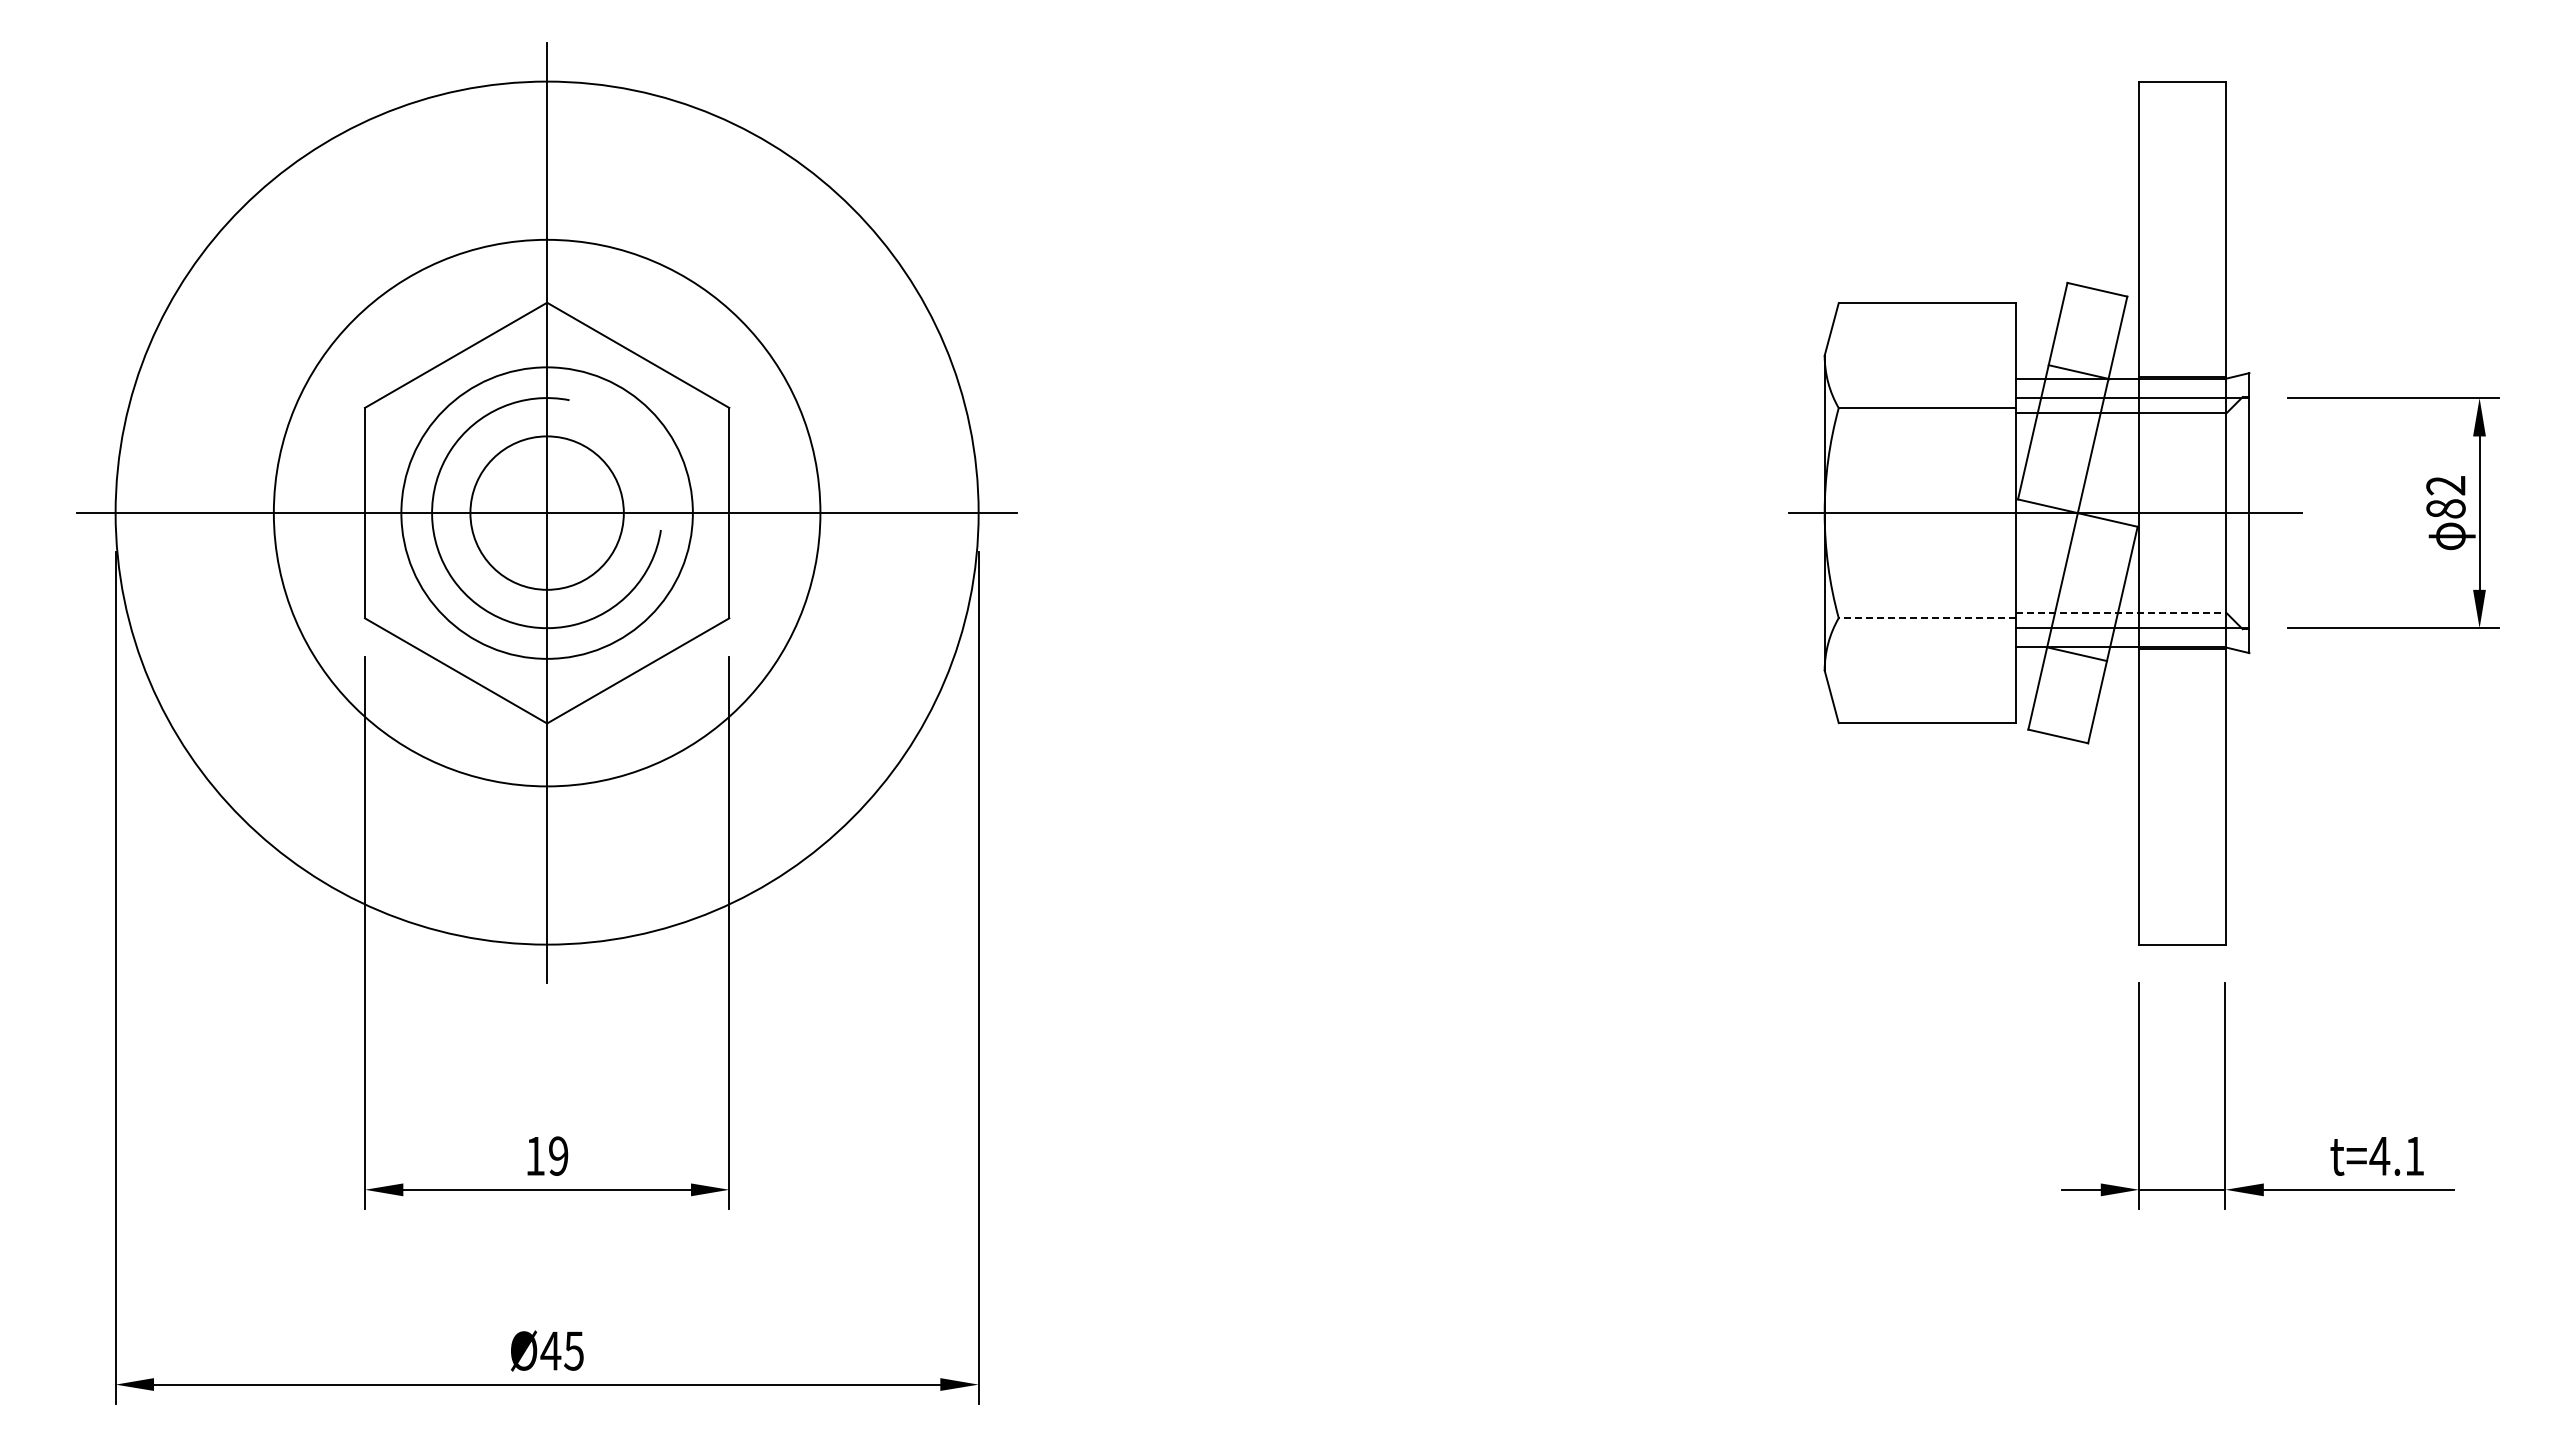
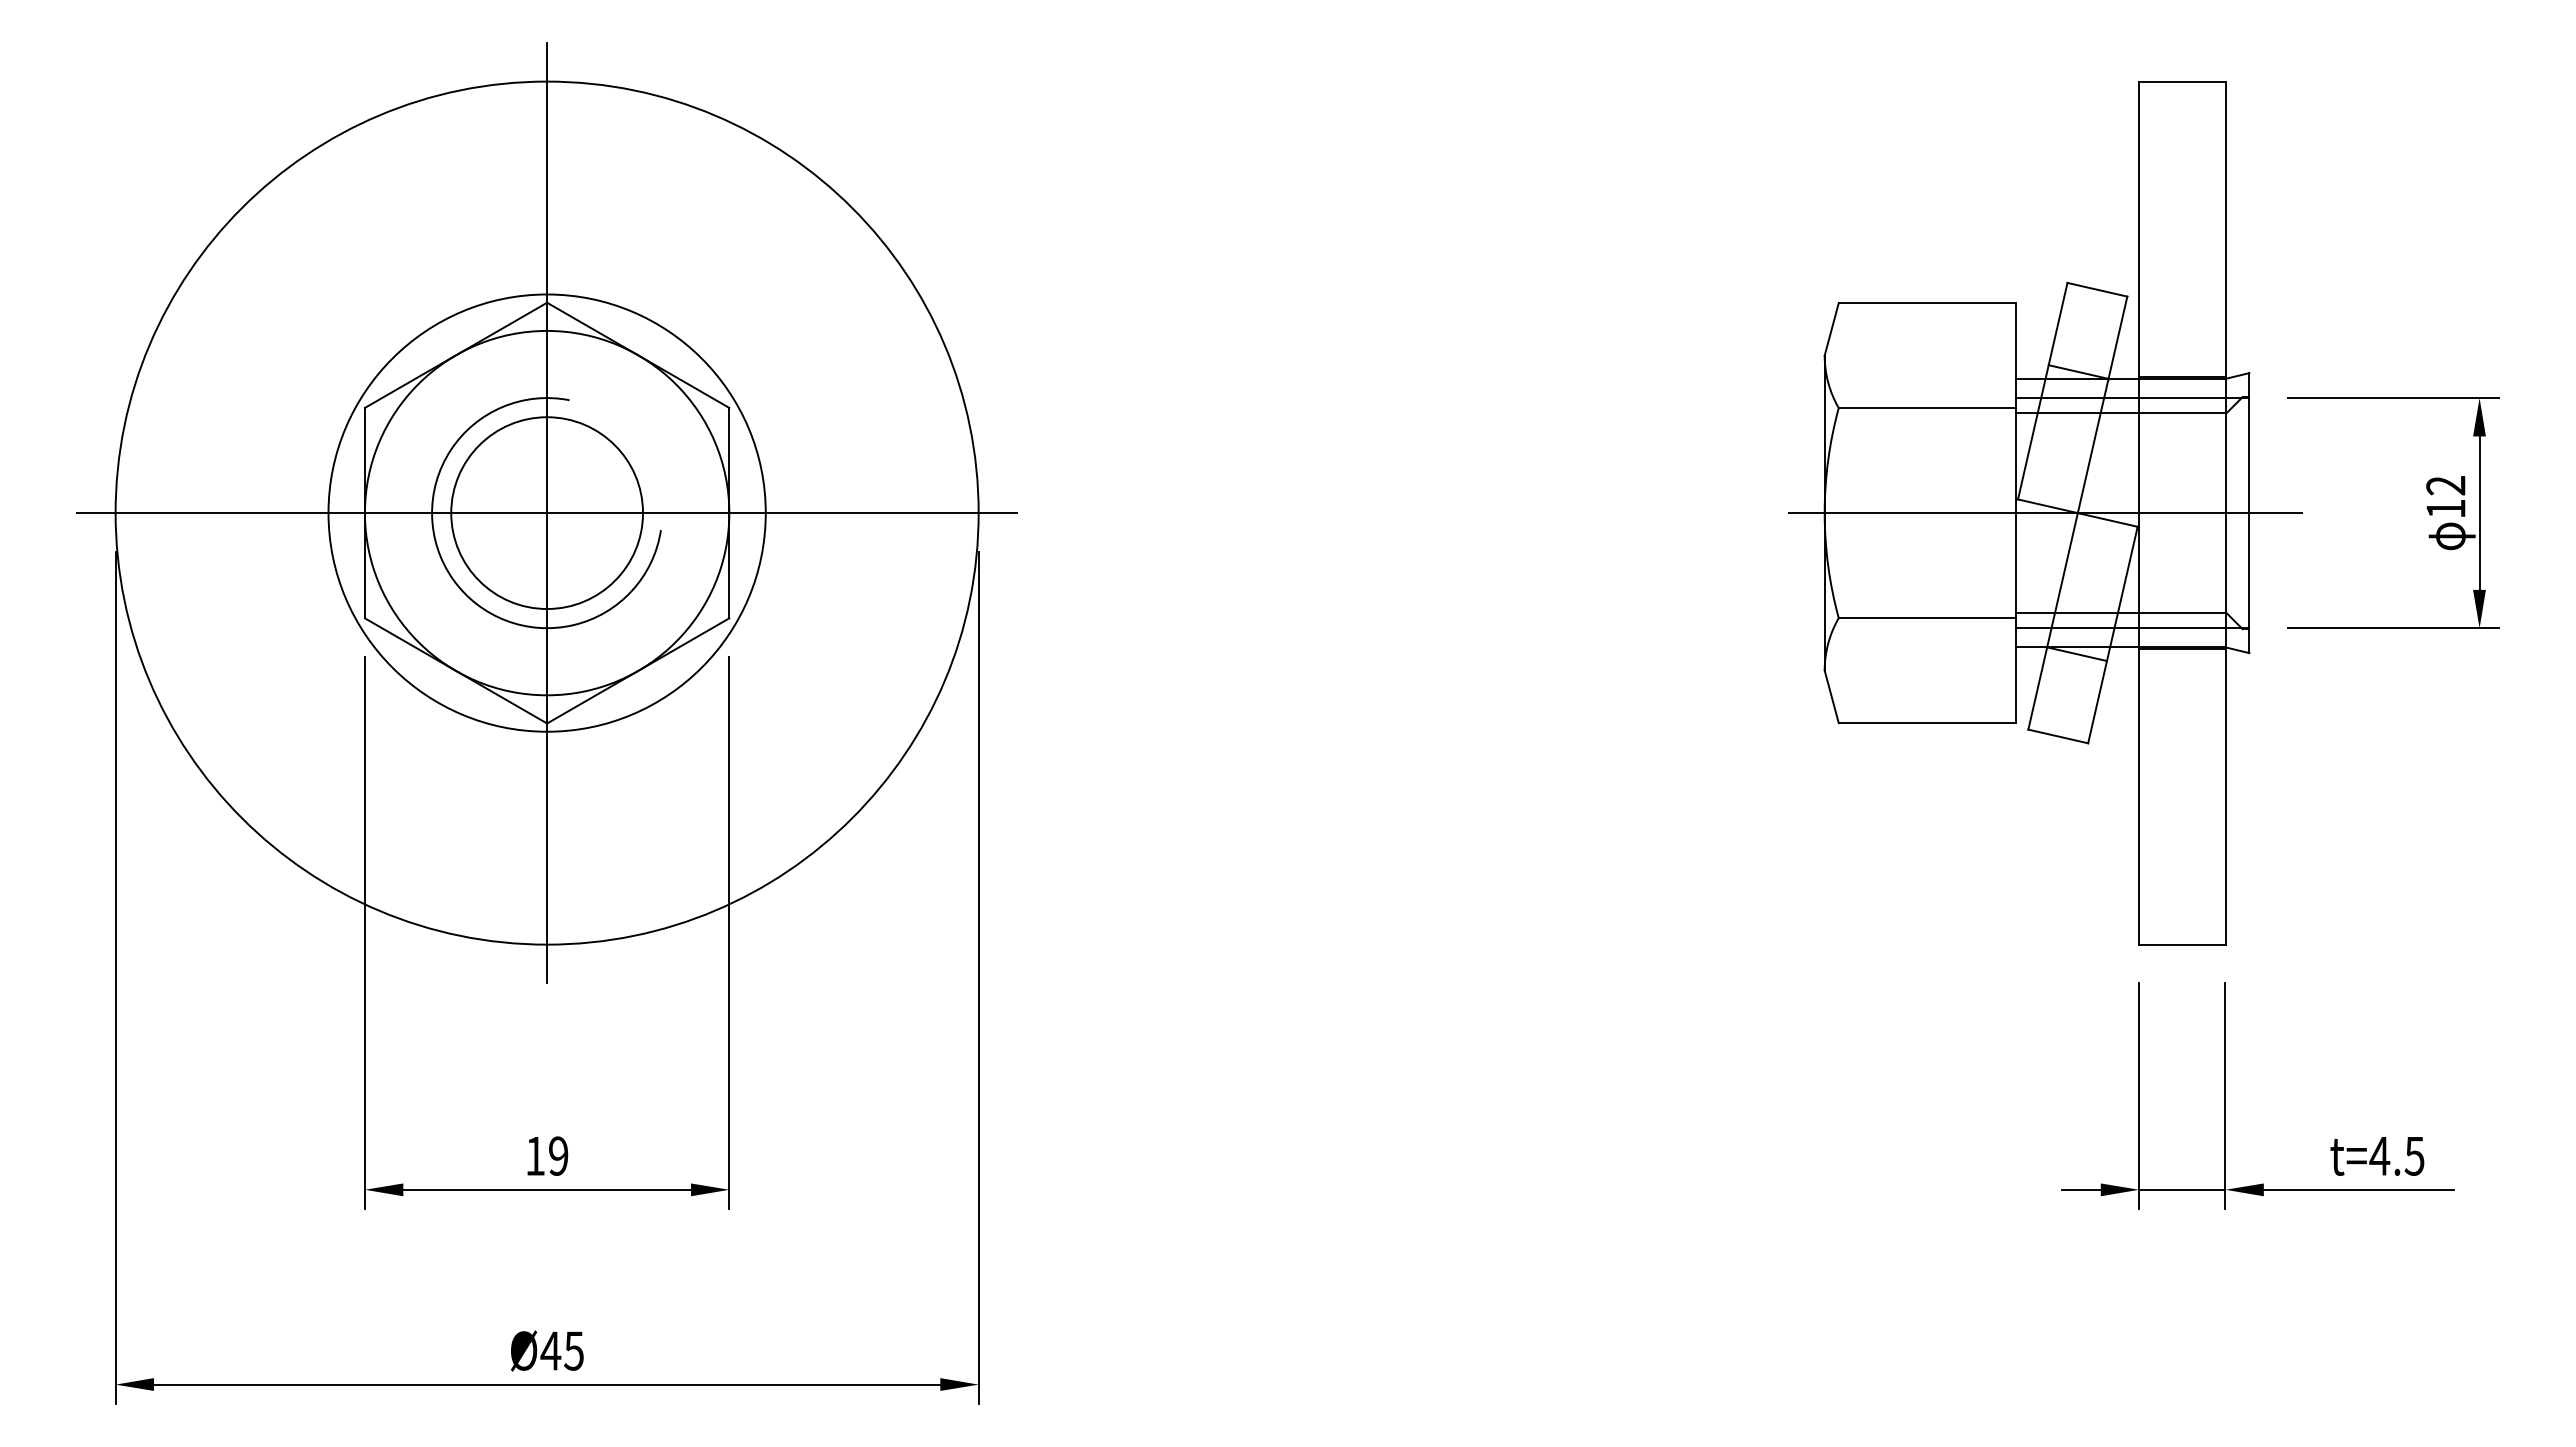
text: 82 -> 12 (2445, 508)
circle diameter: 153 px -> 192 px (547, 513)
circle diameter: 292 px -> 364 px (546, 512)
circle diameter: 547 px -> 437 px (546, 512)
line: dashed -> solid (2121, 612)
line: dashed -> solid (1927, 618)
text: t=4.1 -> t=4.5 (2414, 1156)
